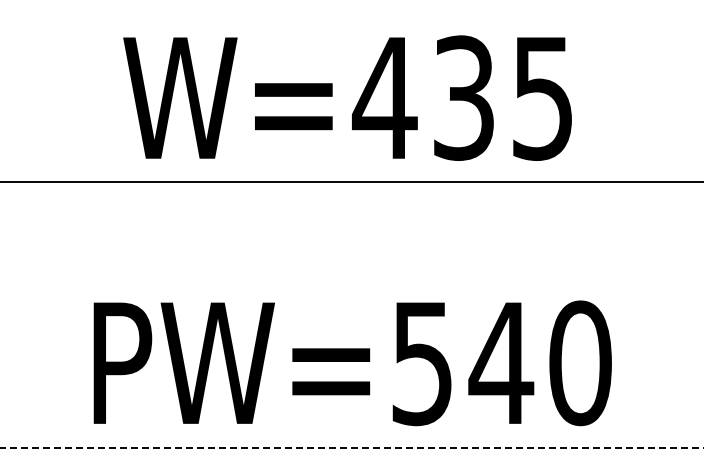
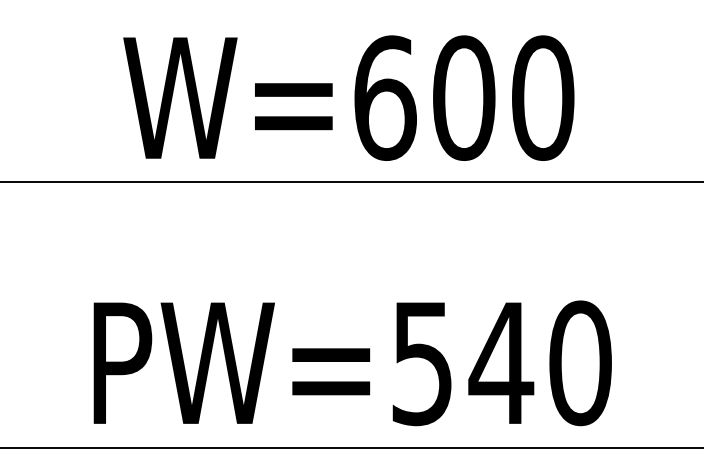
text: W=435 -> W=600 (463, 97)
line: dashed -> solid (351, 447)
